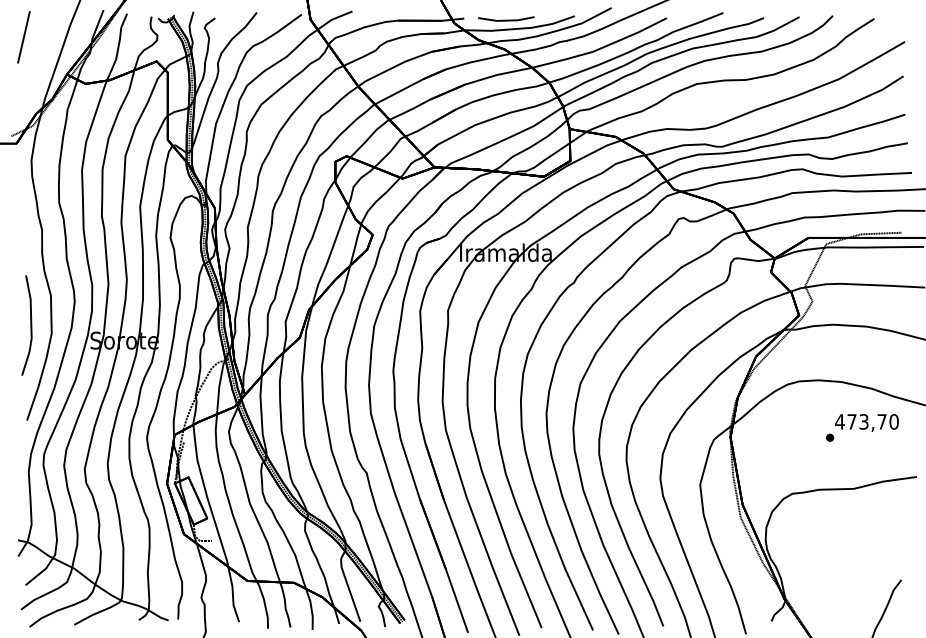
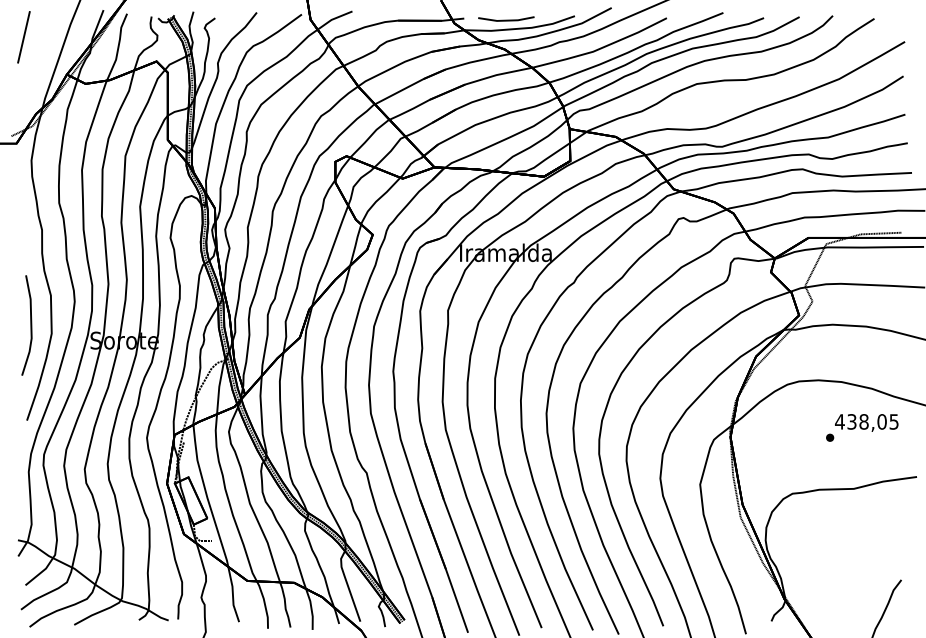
text: 473,70 -> 438,05 (872, 421)
